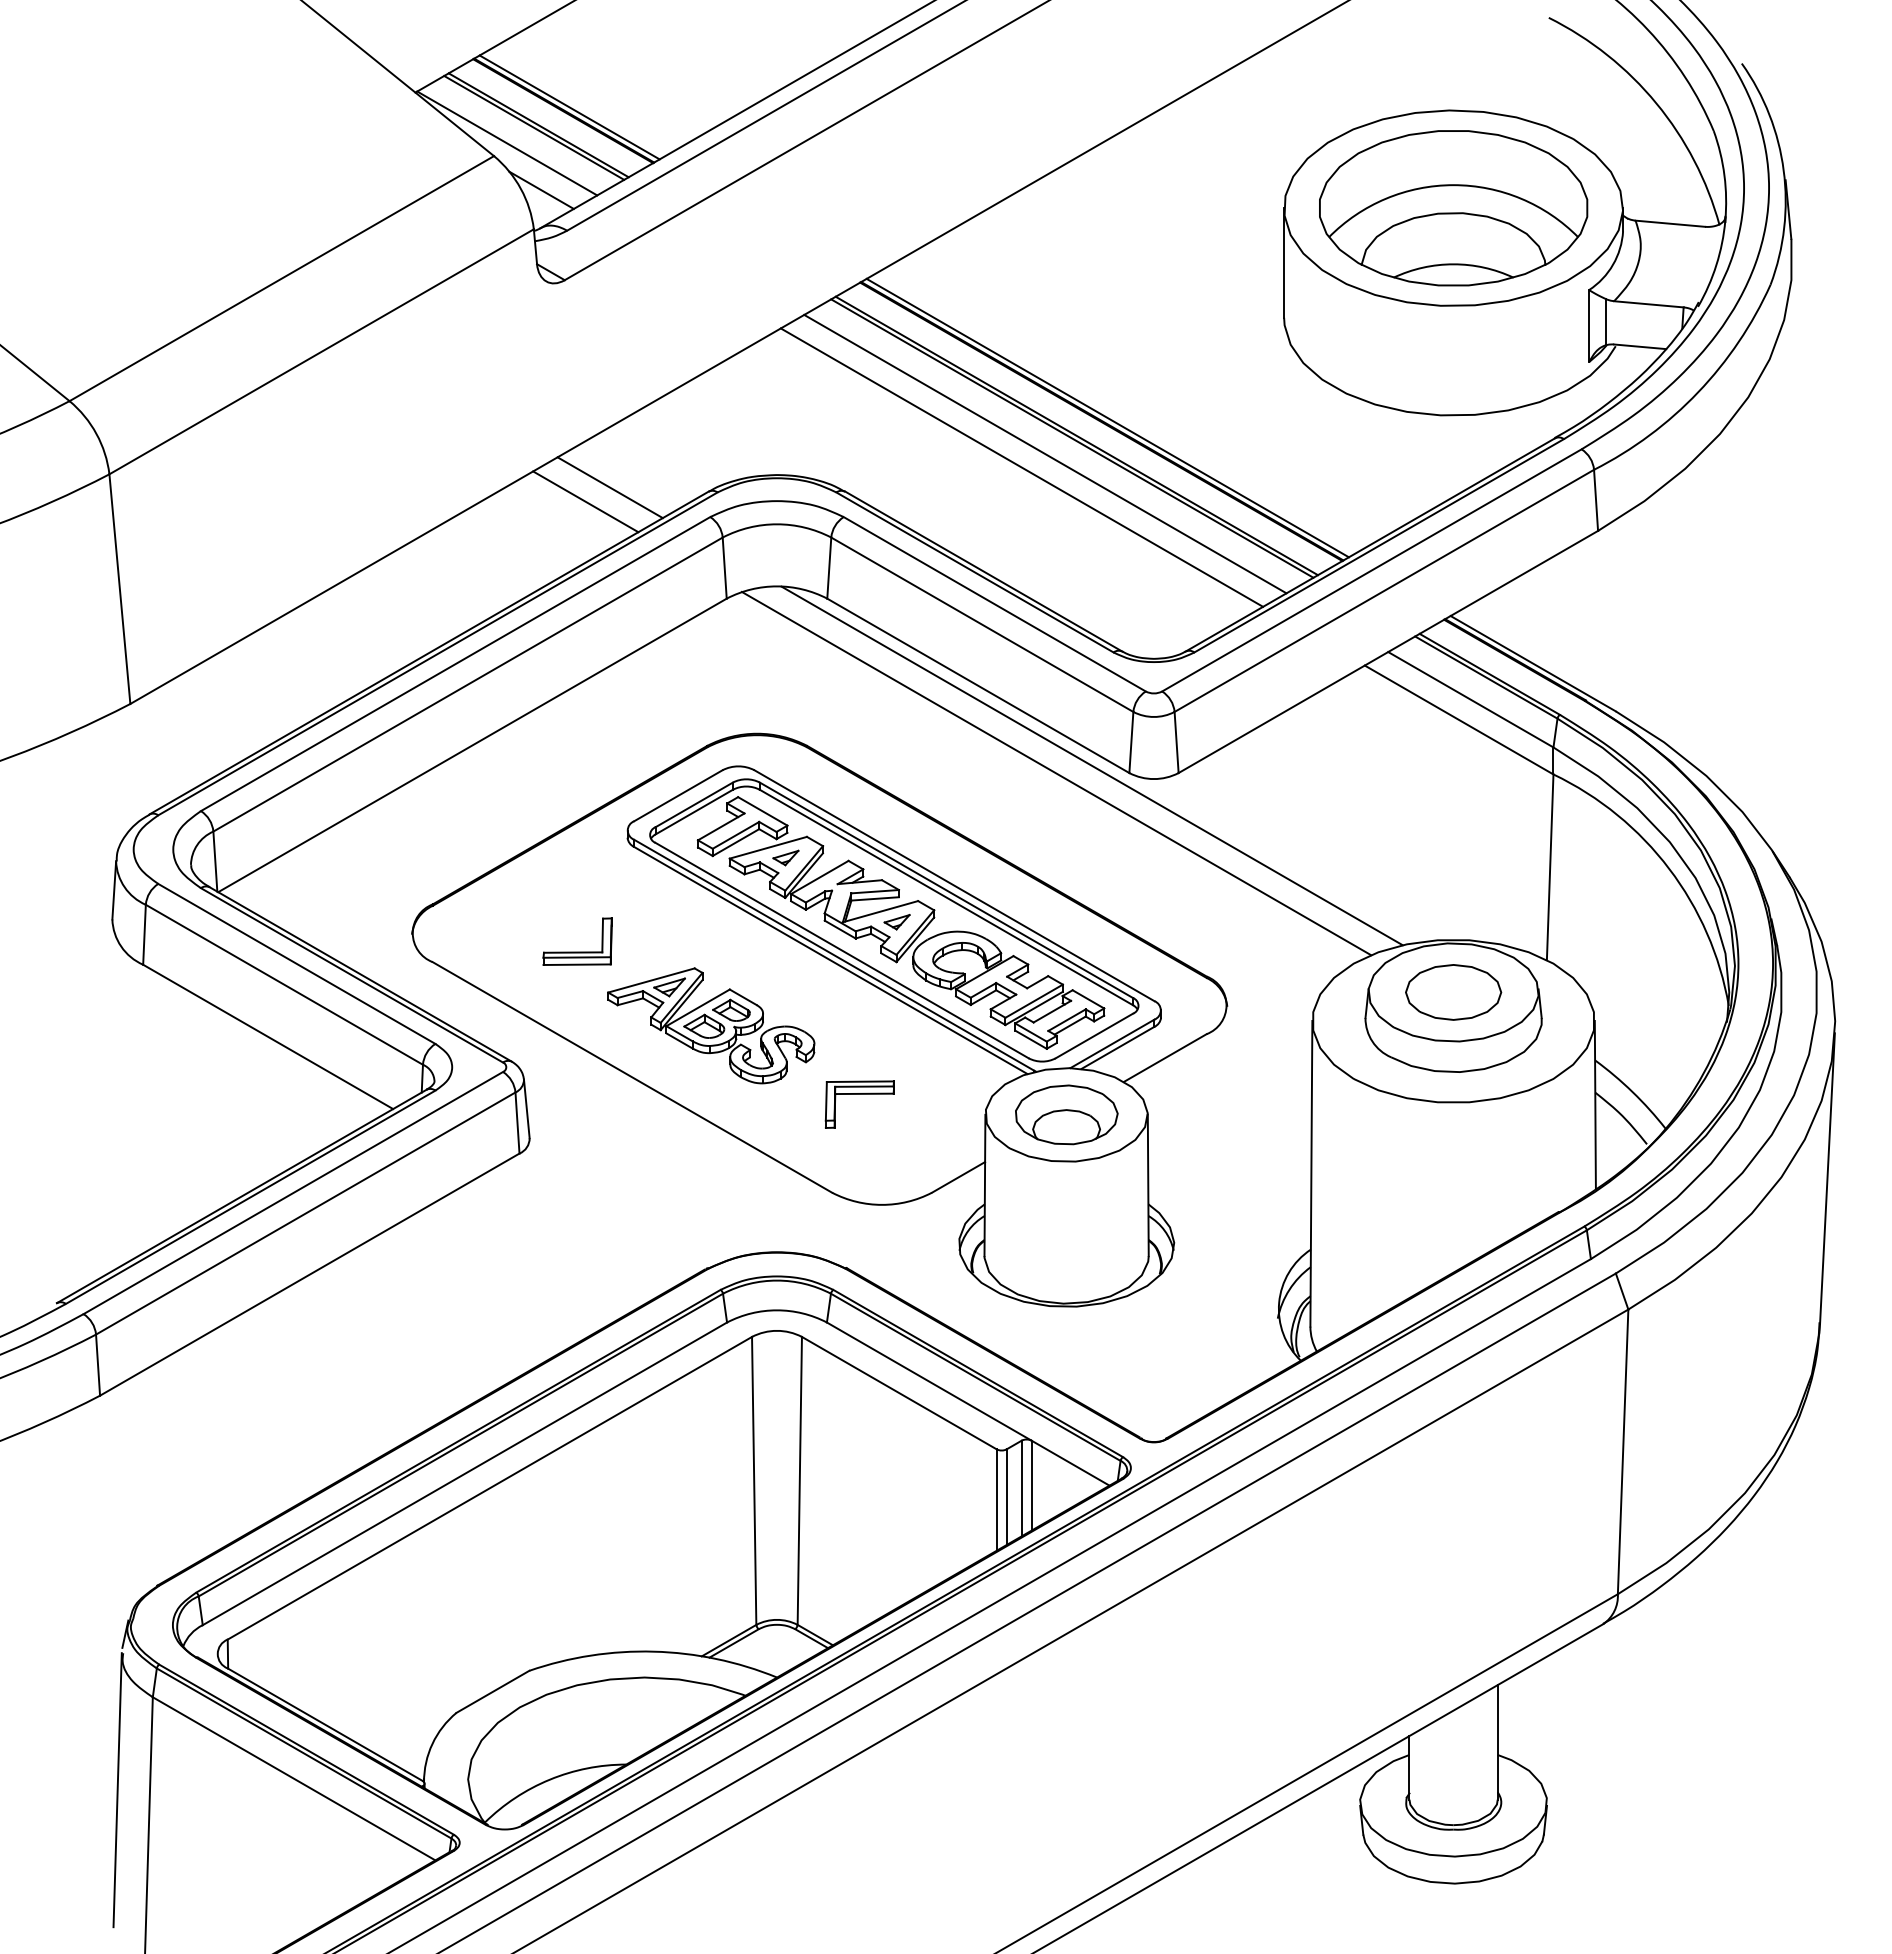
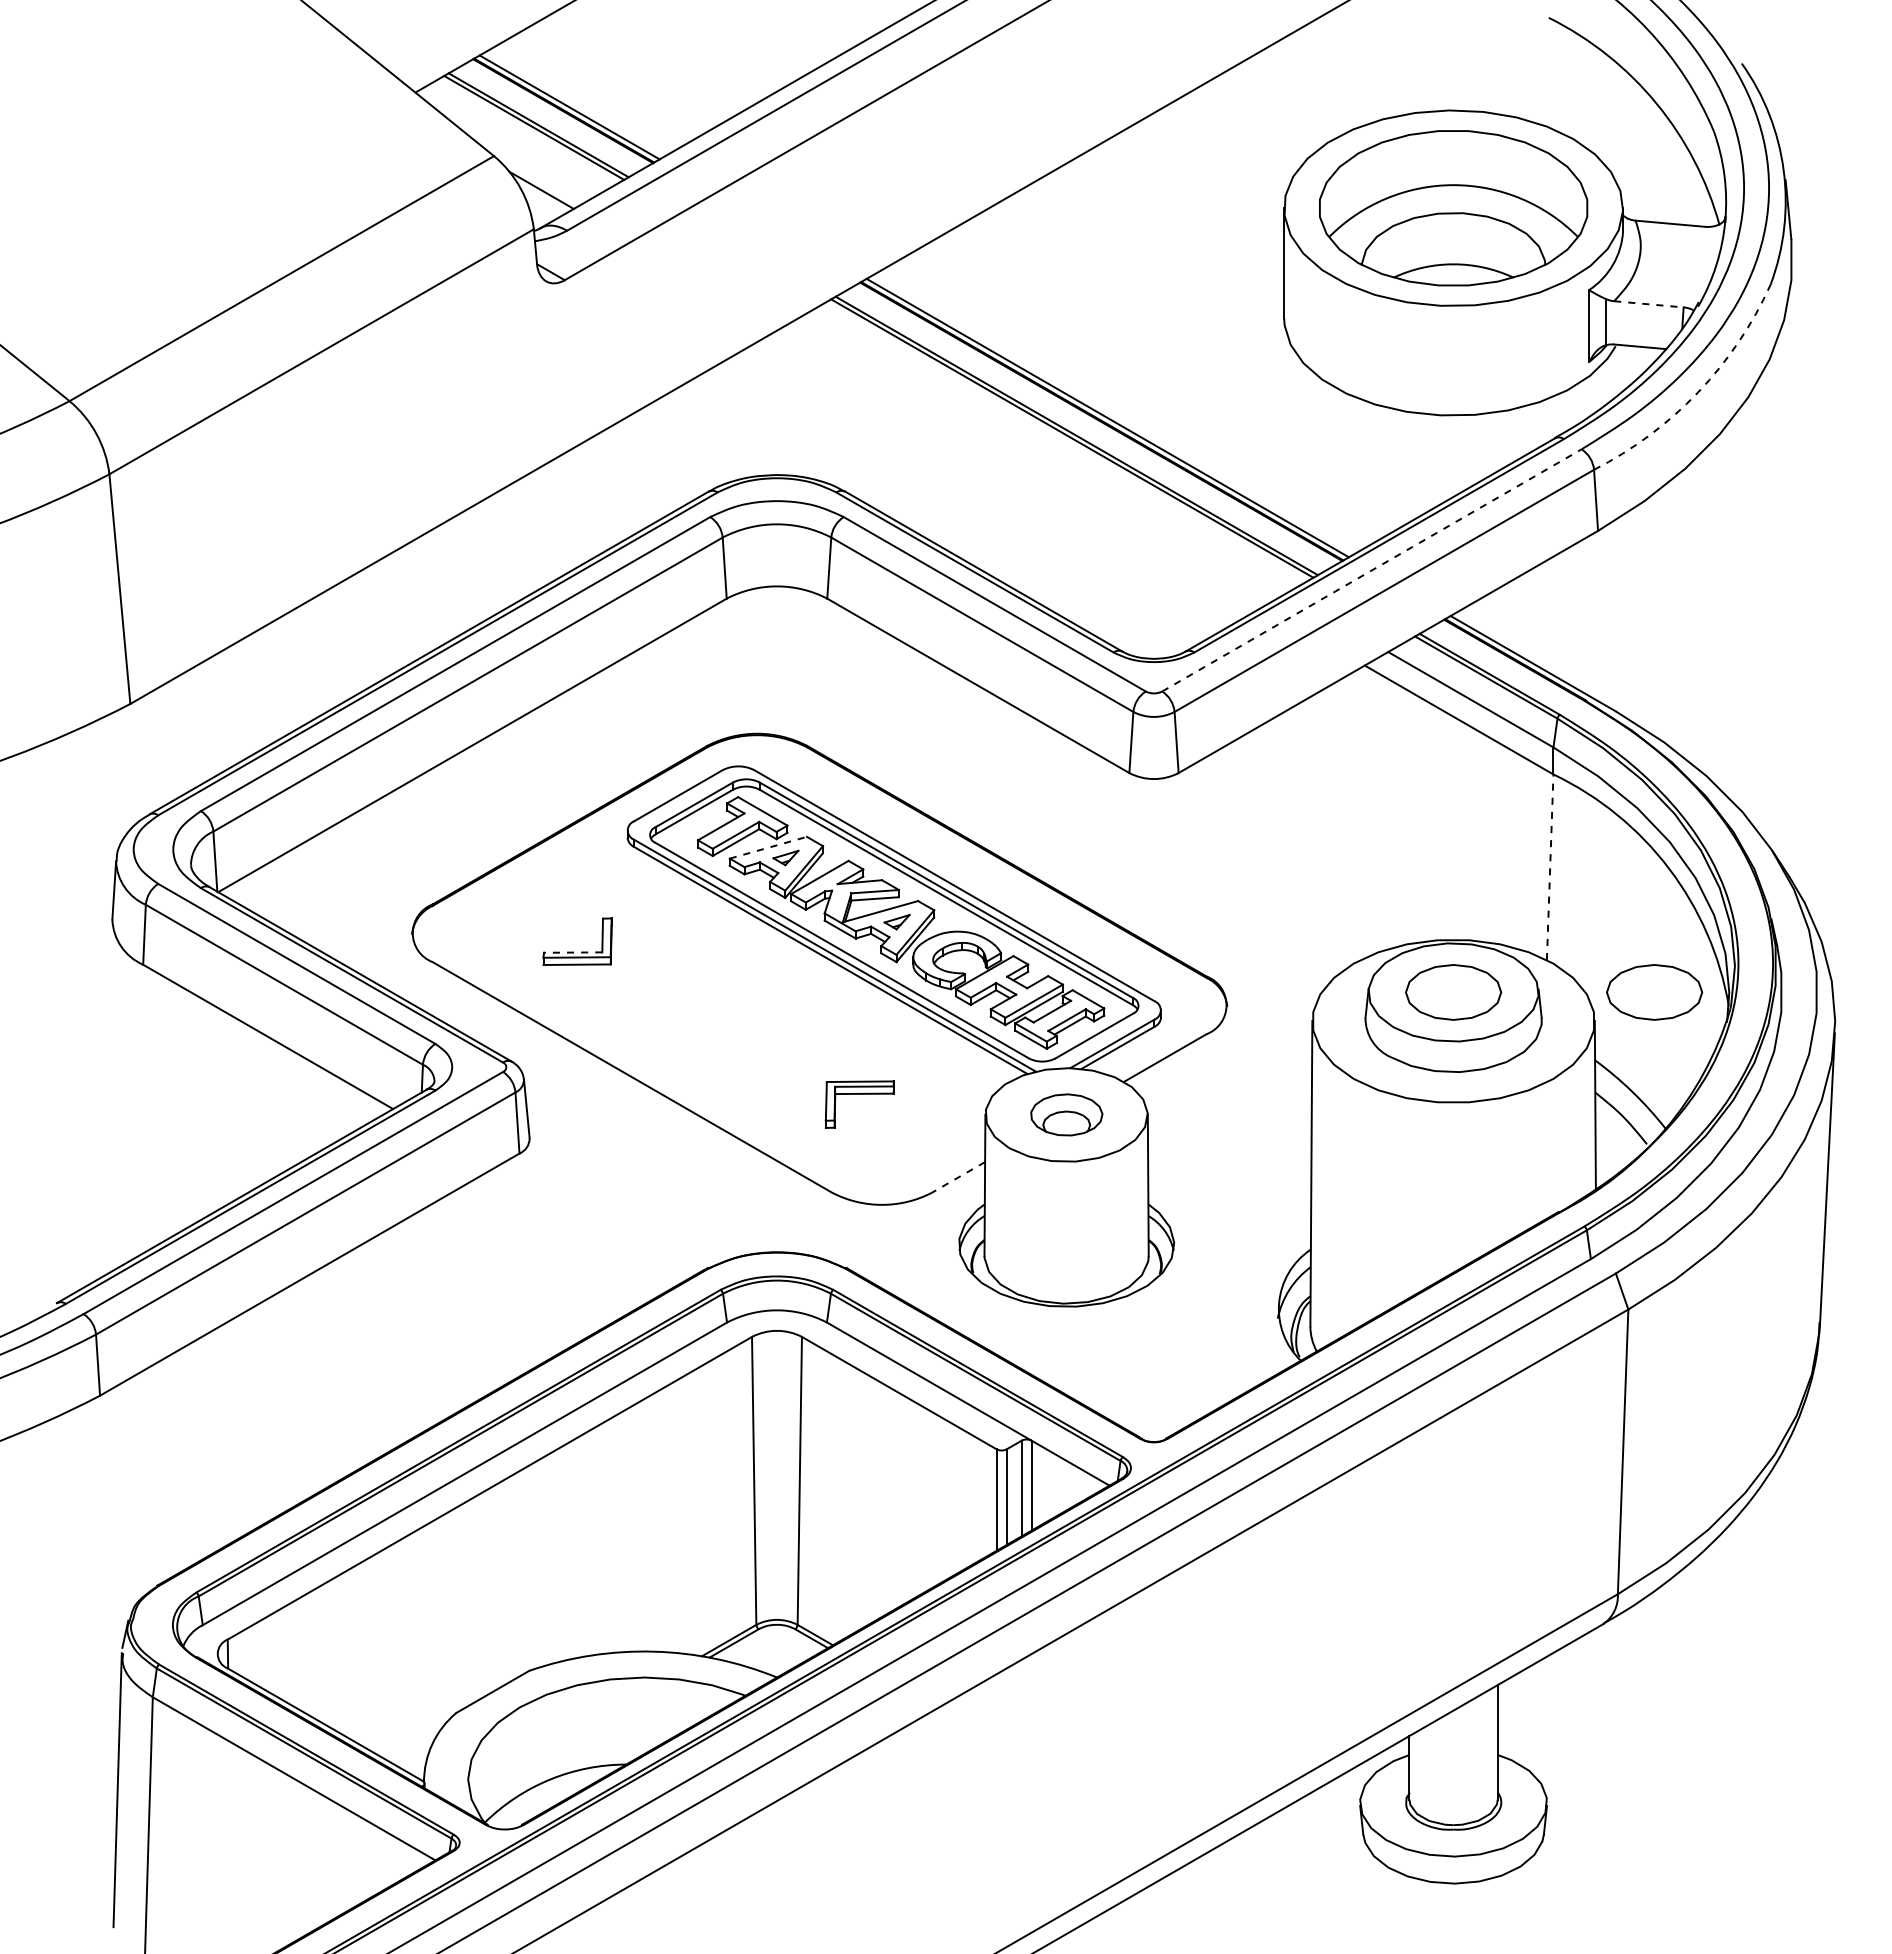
line: present -> none (507, 143)
line: solid -> dashed (1648, 304)
arc: solid -> dashed (1698, 392)
line: present -> none (1045, 453)
line: present -> none (1021, 467)
line: present -> none (609, 487)
line: present -> none (585, 501)
line: solid -> dashed (1372, 570)
line: present -> none (1091, 765)
line: present -> none (1056, 773)
line: solid -> dashed (768, 847)
line: solid -> dashed (1550, 867)
line: solid -> dashed (572, 952)
part: none -> present (1654, 992)
part: present -> none (711, 1025)
part size: 104x62 px -> 74x44 px (1066, 1114)
line: solid -> dashed (958, 1177)
